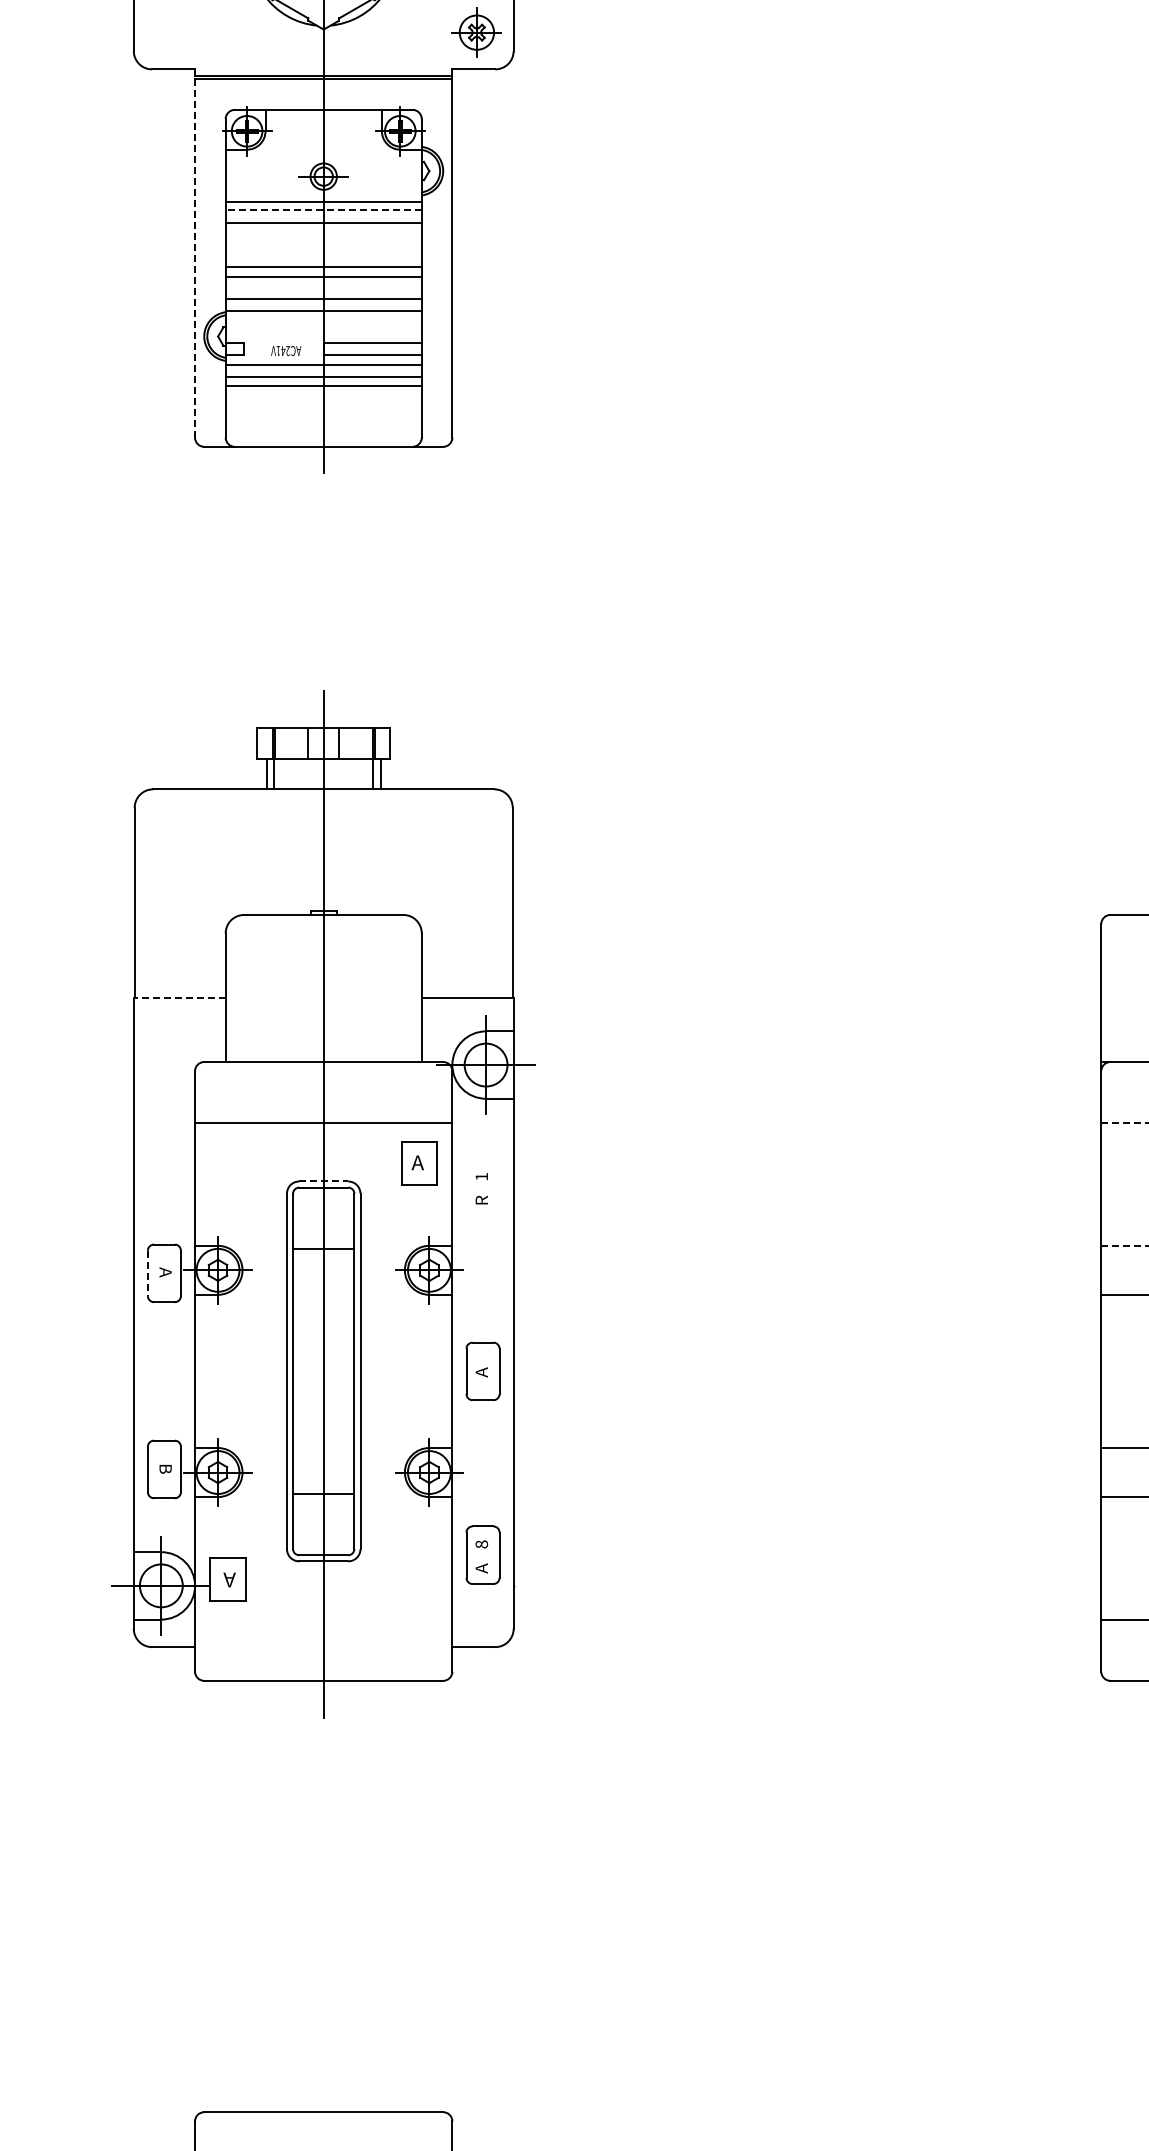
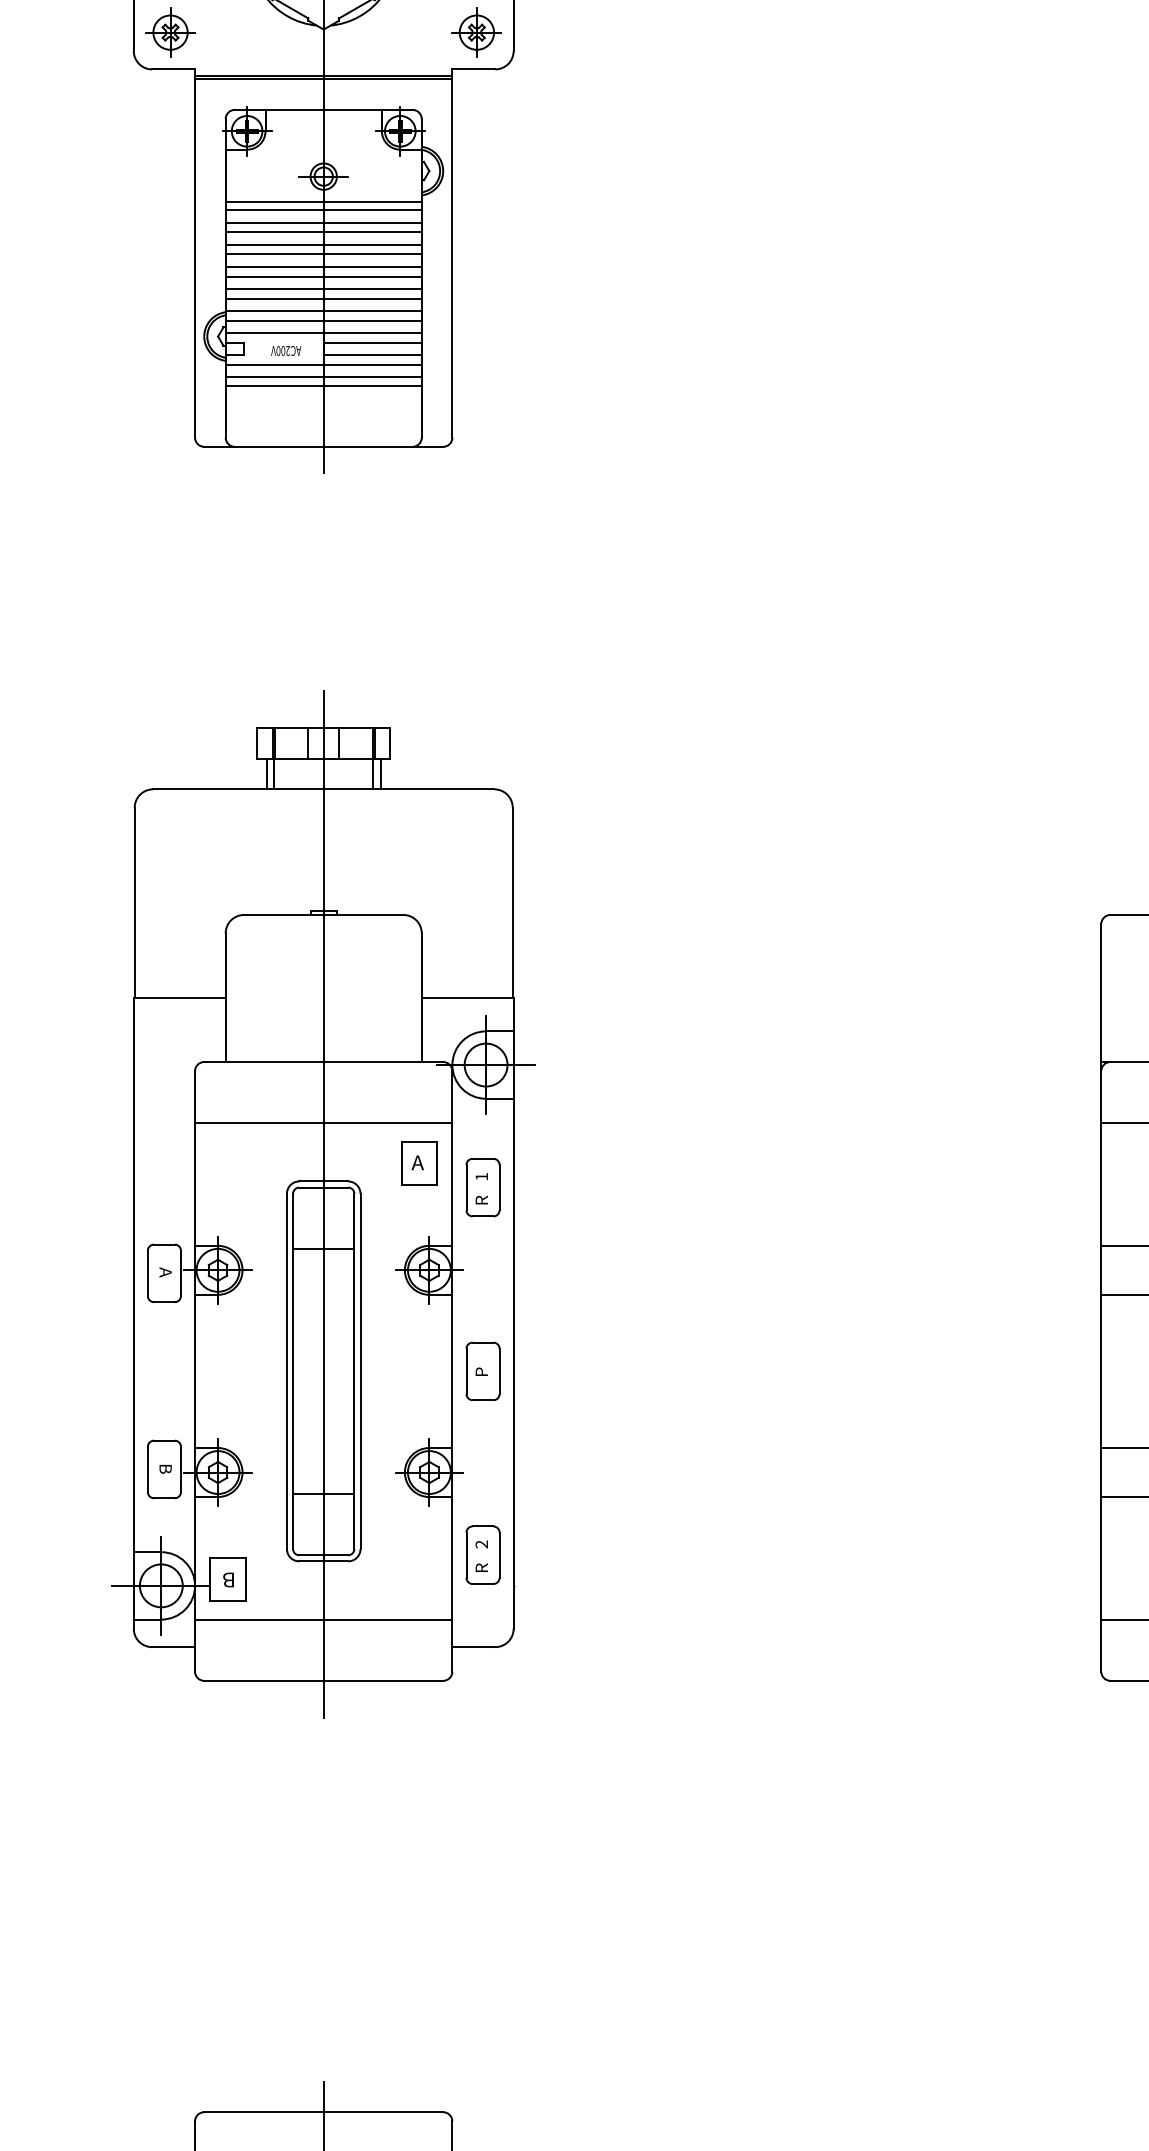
part: none -> present (170, 32)
line: dashed -> solid (323, 210)
line: none -> present (323, 232)
line: none -> present (323, 244)
line: none -> present (323, 254)
line: dashed -> solid (195, 256)
line: none -> present (323, 288)
line: none -> present (323, 320)
line: none -> present (323, 332)
text: AC241V -> AC200V (280, 350)
line: dashed -> solid (179, 997)
line: dashed -> solid (1125, 1123)
line: dashed -> solid (323, 1181)
part: none -> present (482, 1187)
line: dashed -> solid (1125, 1245)
line: dashed -> solid (147, 1273)
text: A -> P (481, 1372)
text: 8 -> 2 (481, 1544)
text: A -> R (481, 1568)
text: A -> B (229, 1579)
line: none -> present (323, 1619)
line: none -> present (323, 2114)
